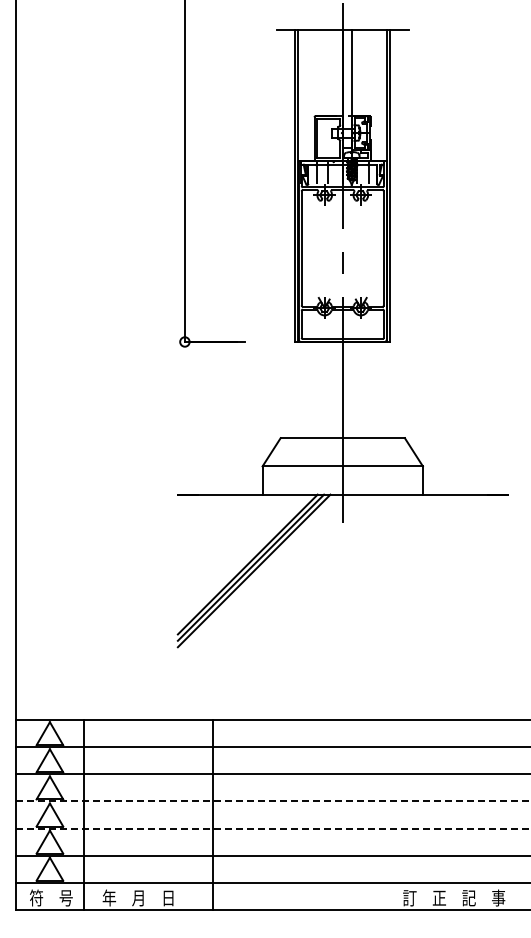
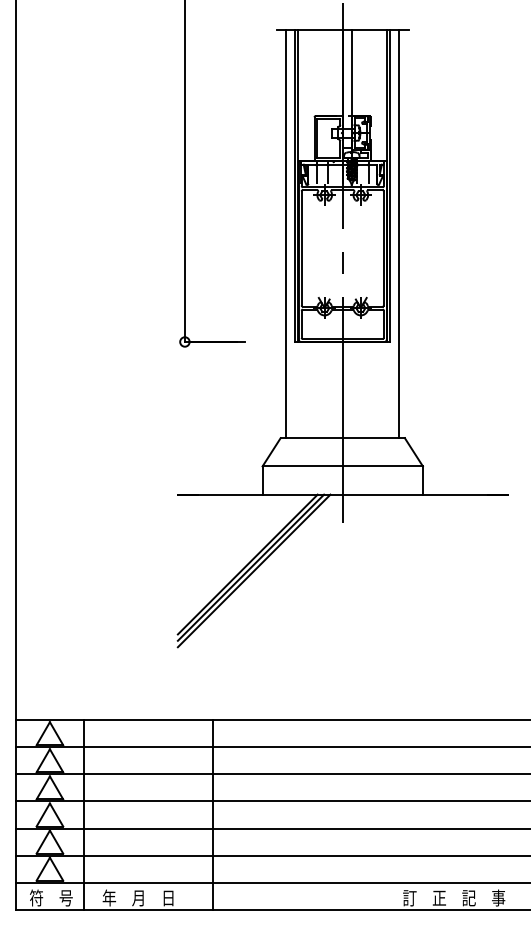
line: none -> present (286, 234)
line: none -> present (399, 234)
line: dashed -> solid (273, 801)
line: dashed -> solid (273, 828)
